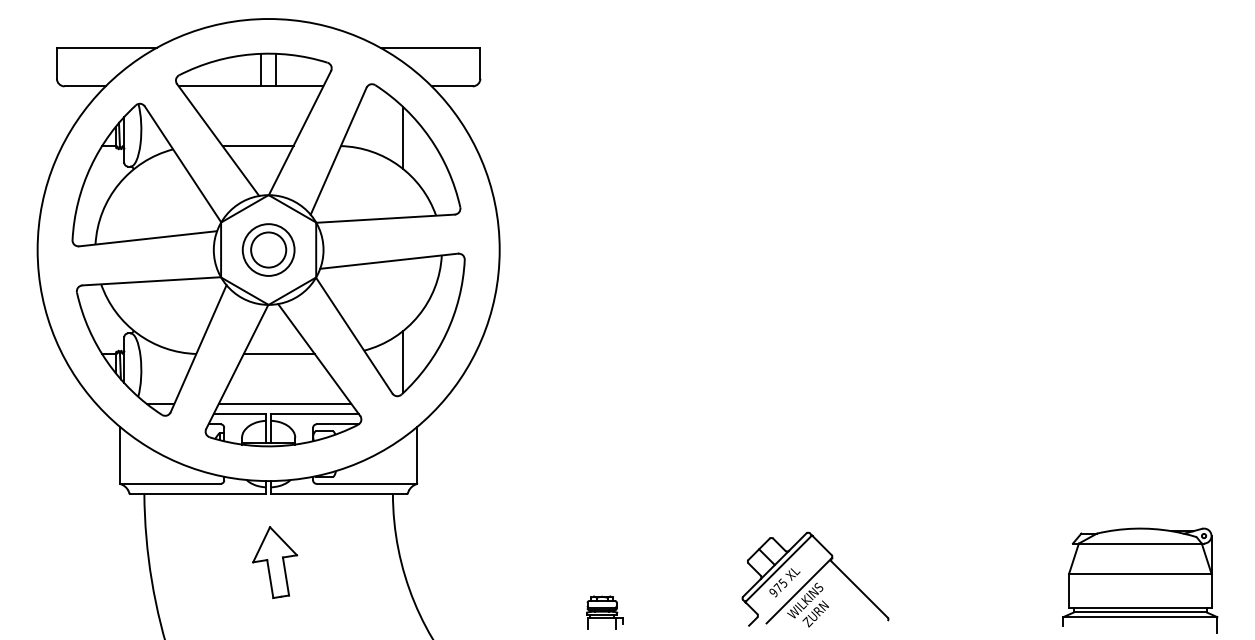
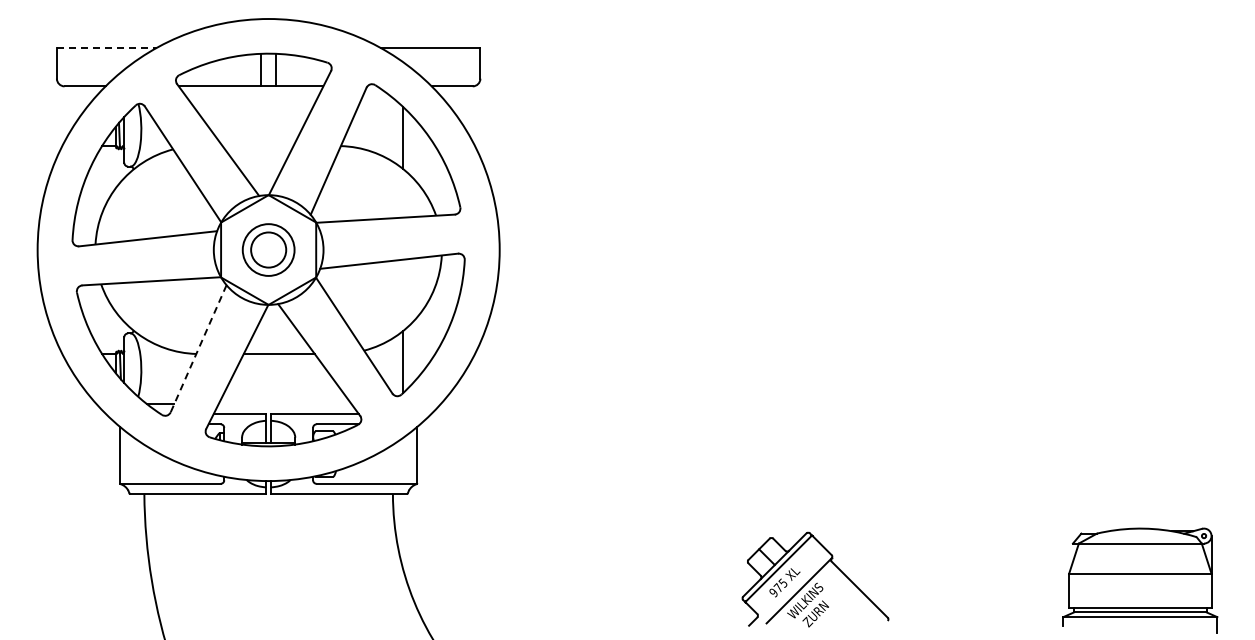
line: solid -> dashed (106, 47)
line: present -> none (257, 146)
line: solid -> dashed (198, 349)
line: present -> none (284, 404)
part: present -> none (275, 562)
part: present -> none (604, 612)
